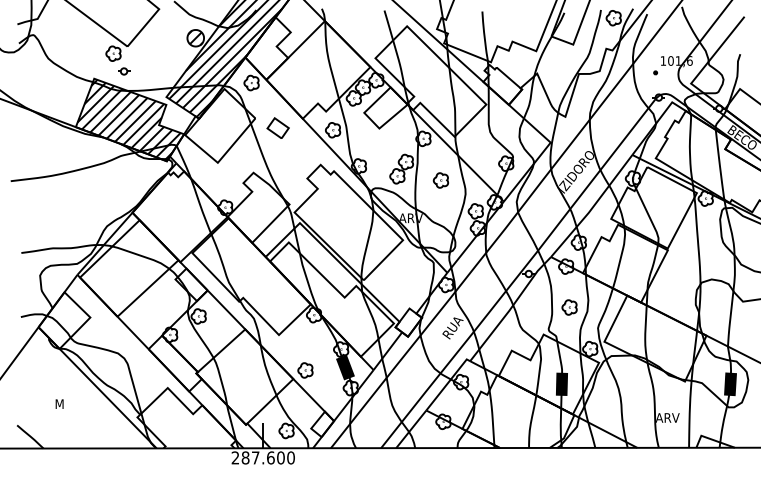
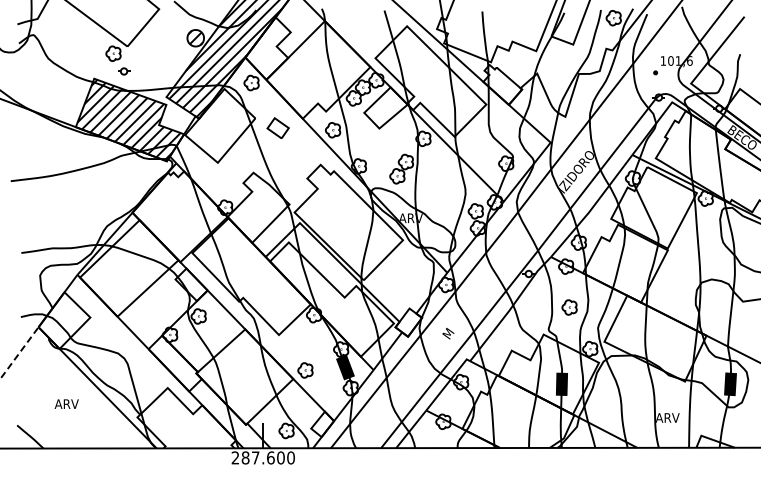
part: present -> none (440, 180)
text: RUA -> M (453, 326)
line: solid -> dashed (19, 352)
text: M -> ARV (66, 403)
